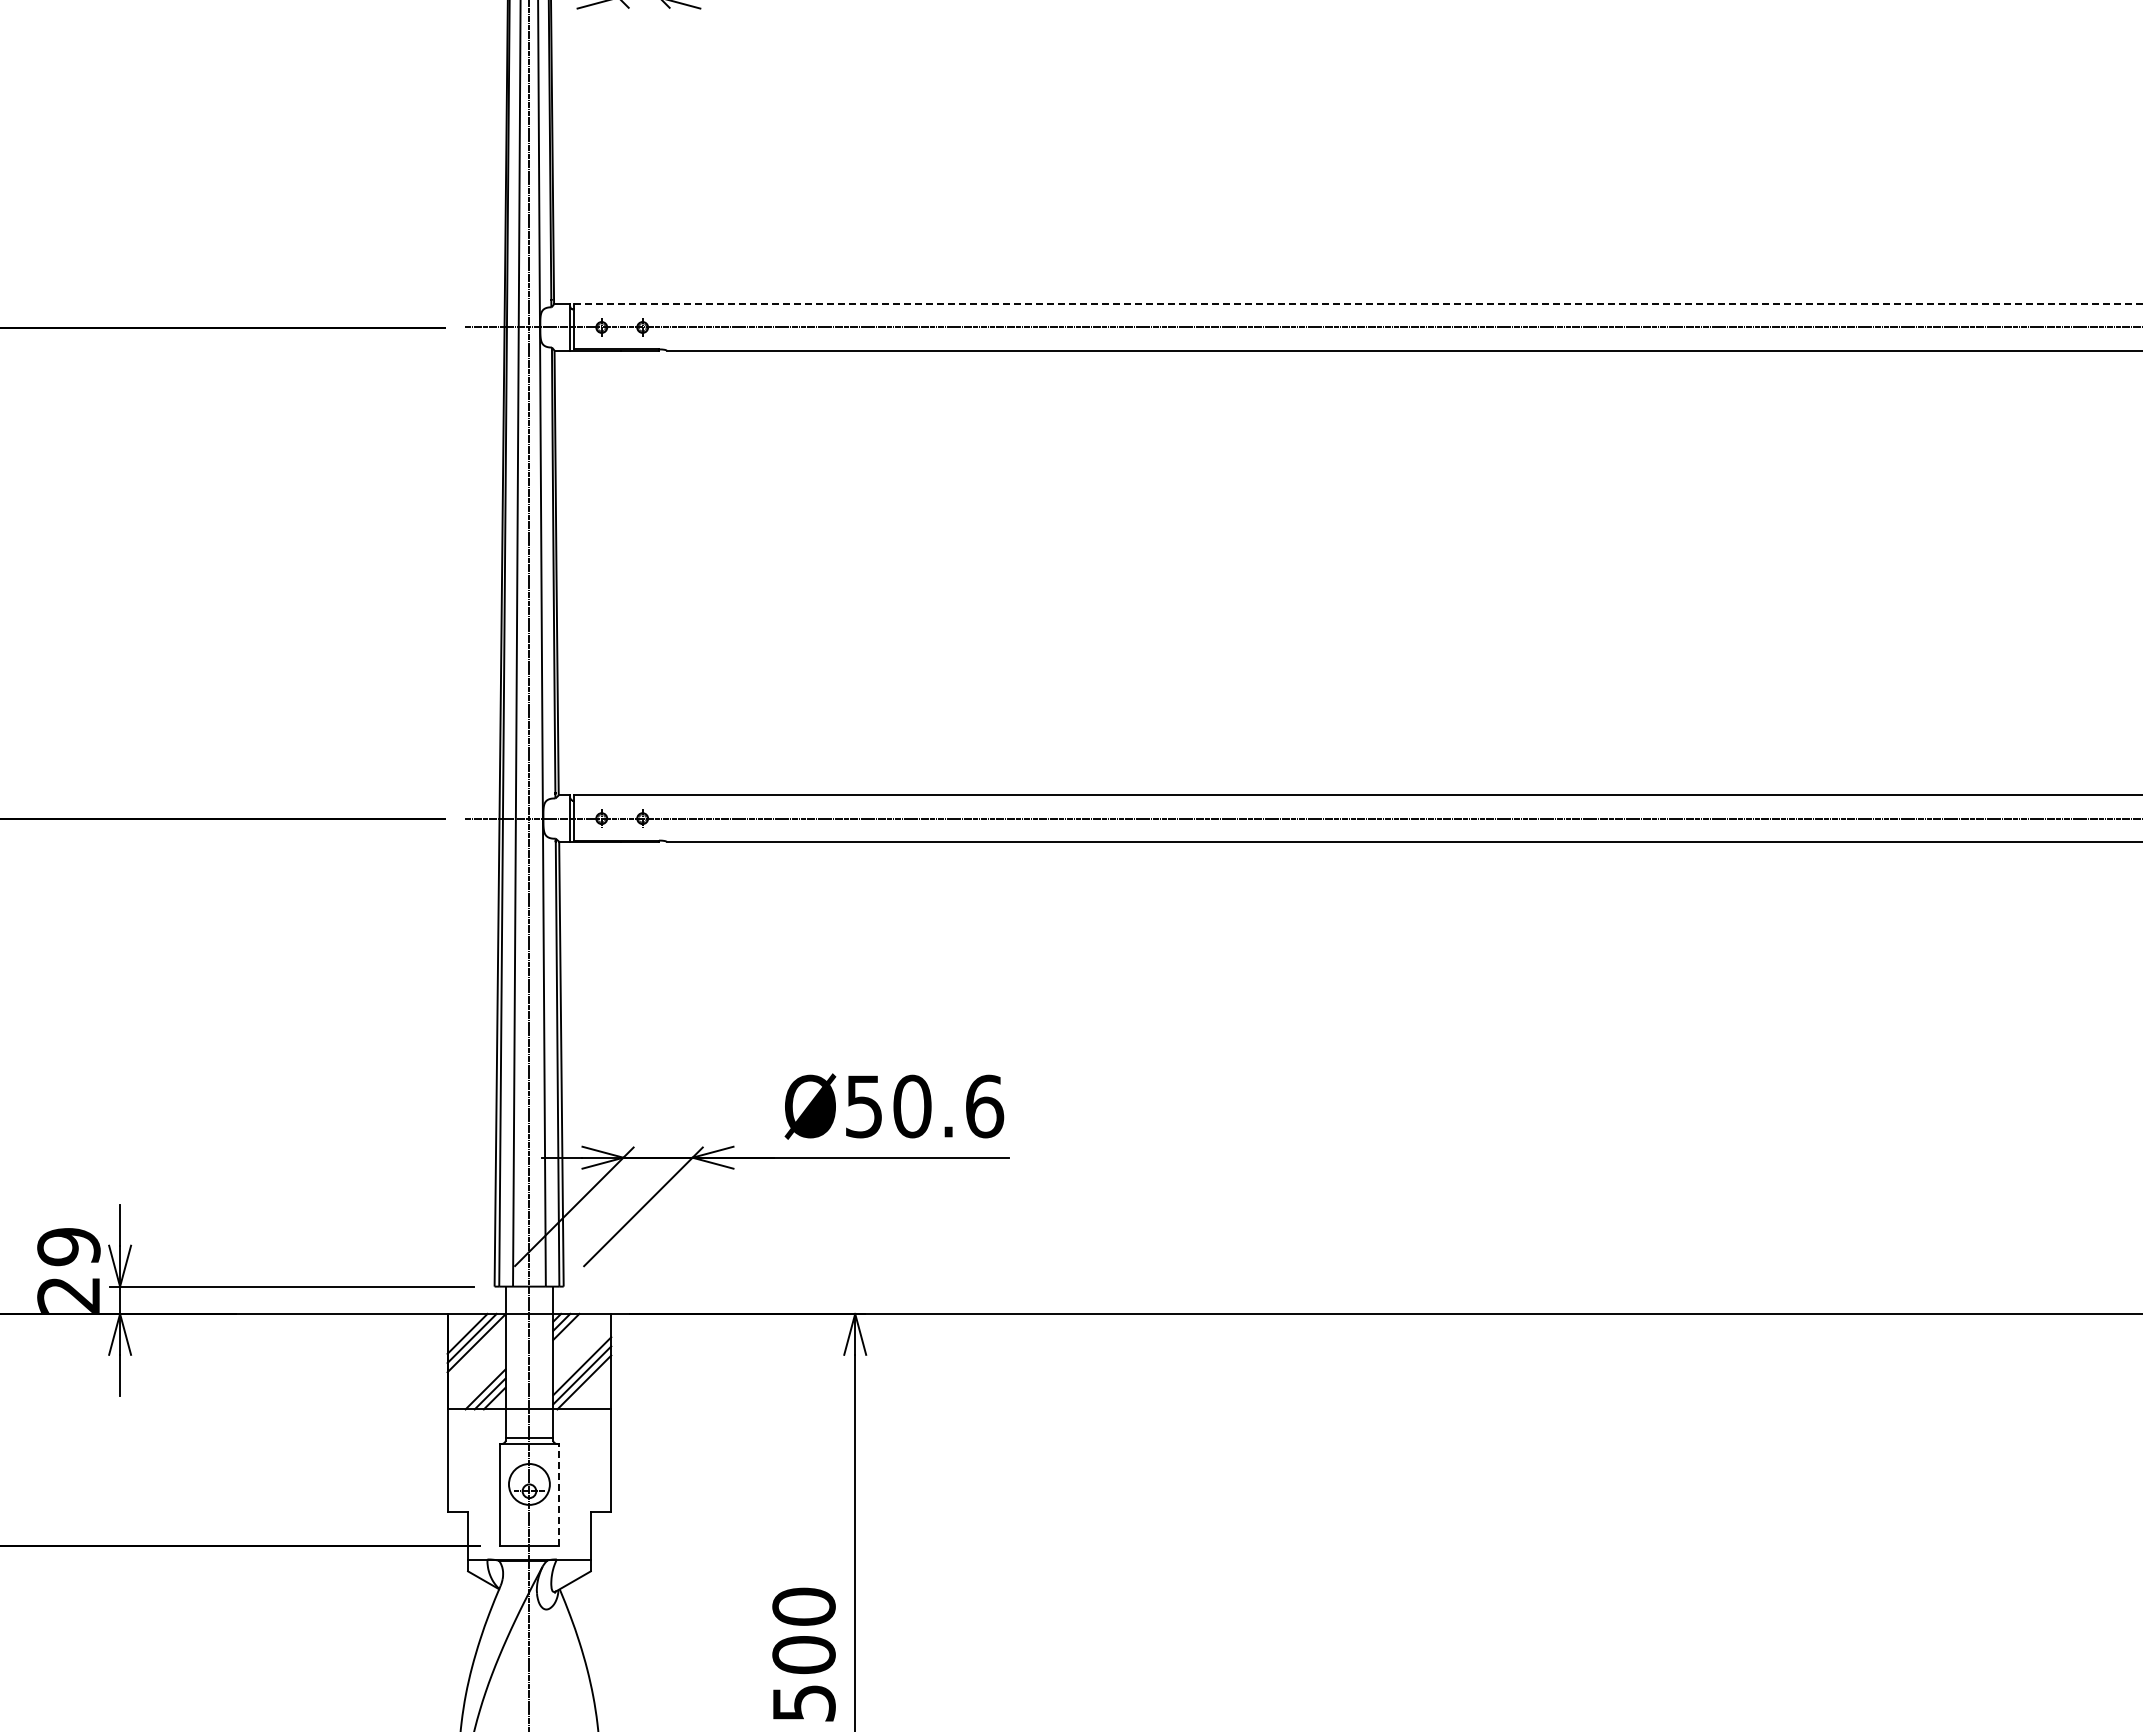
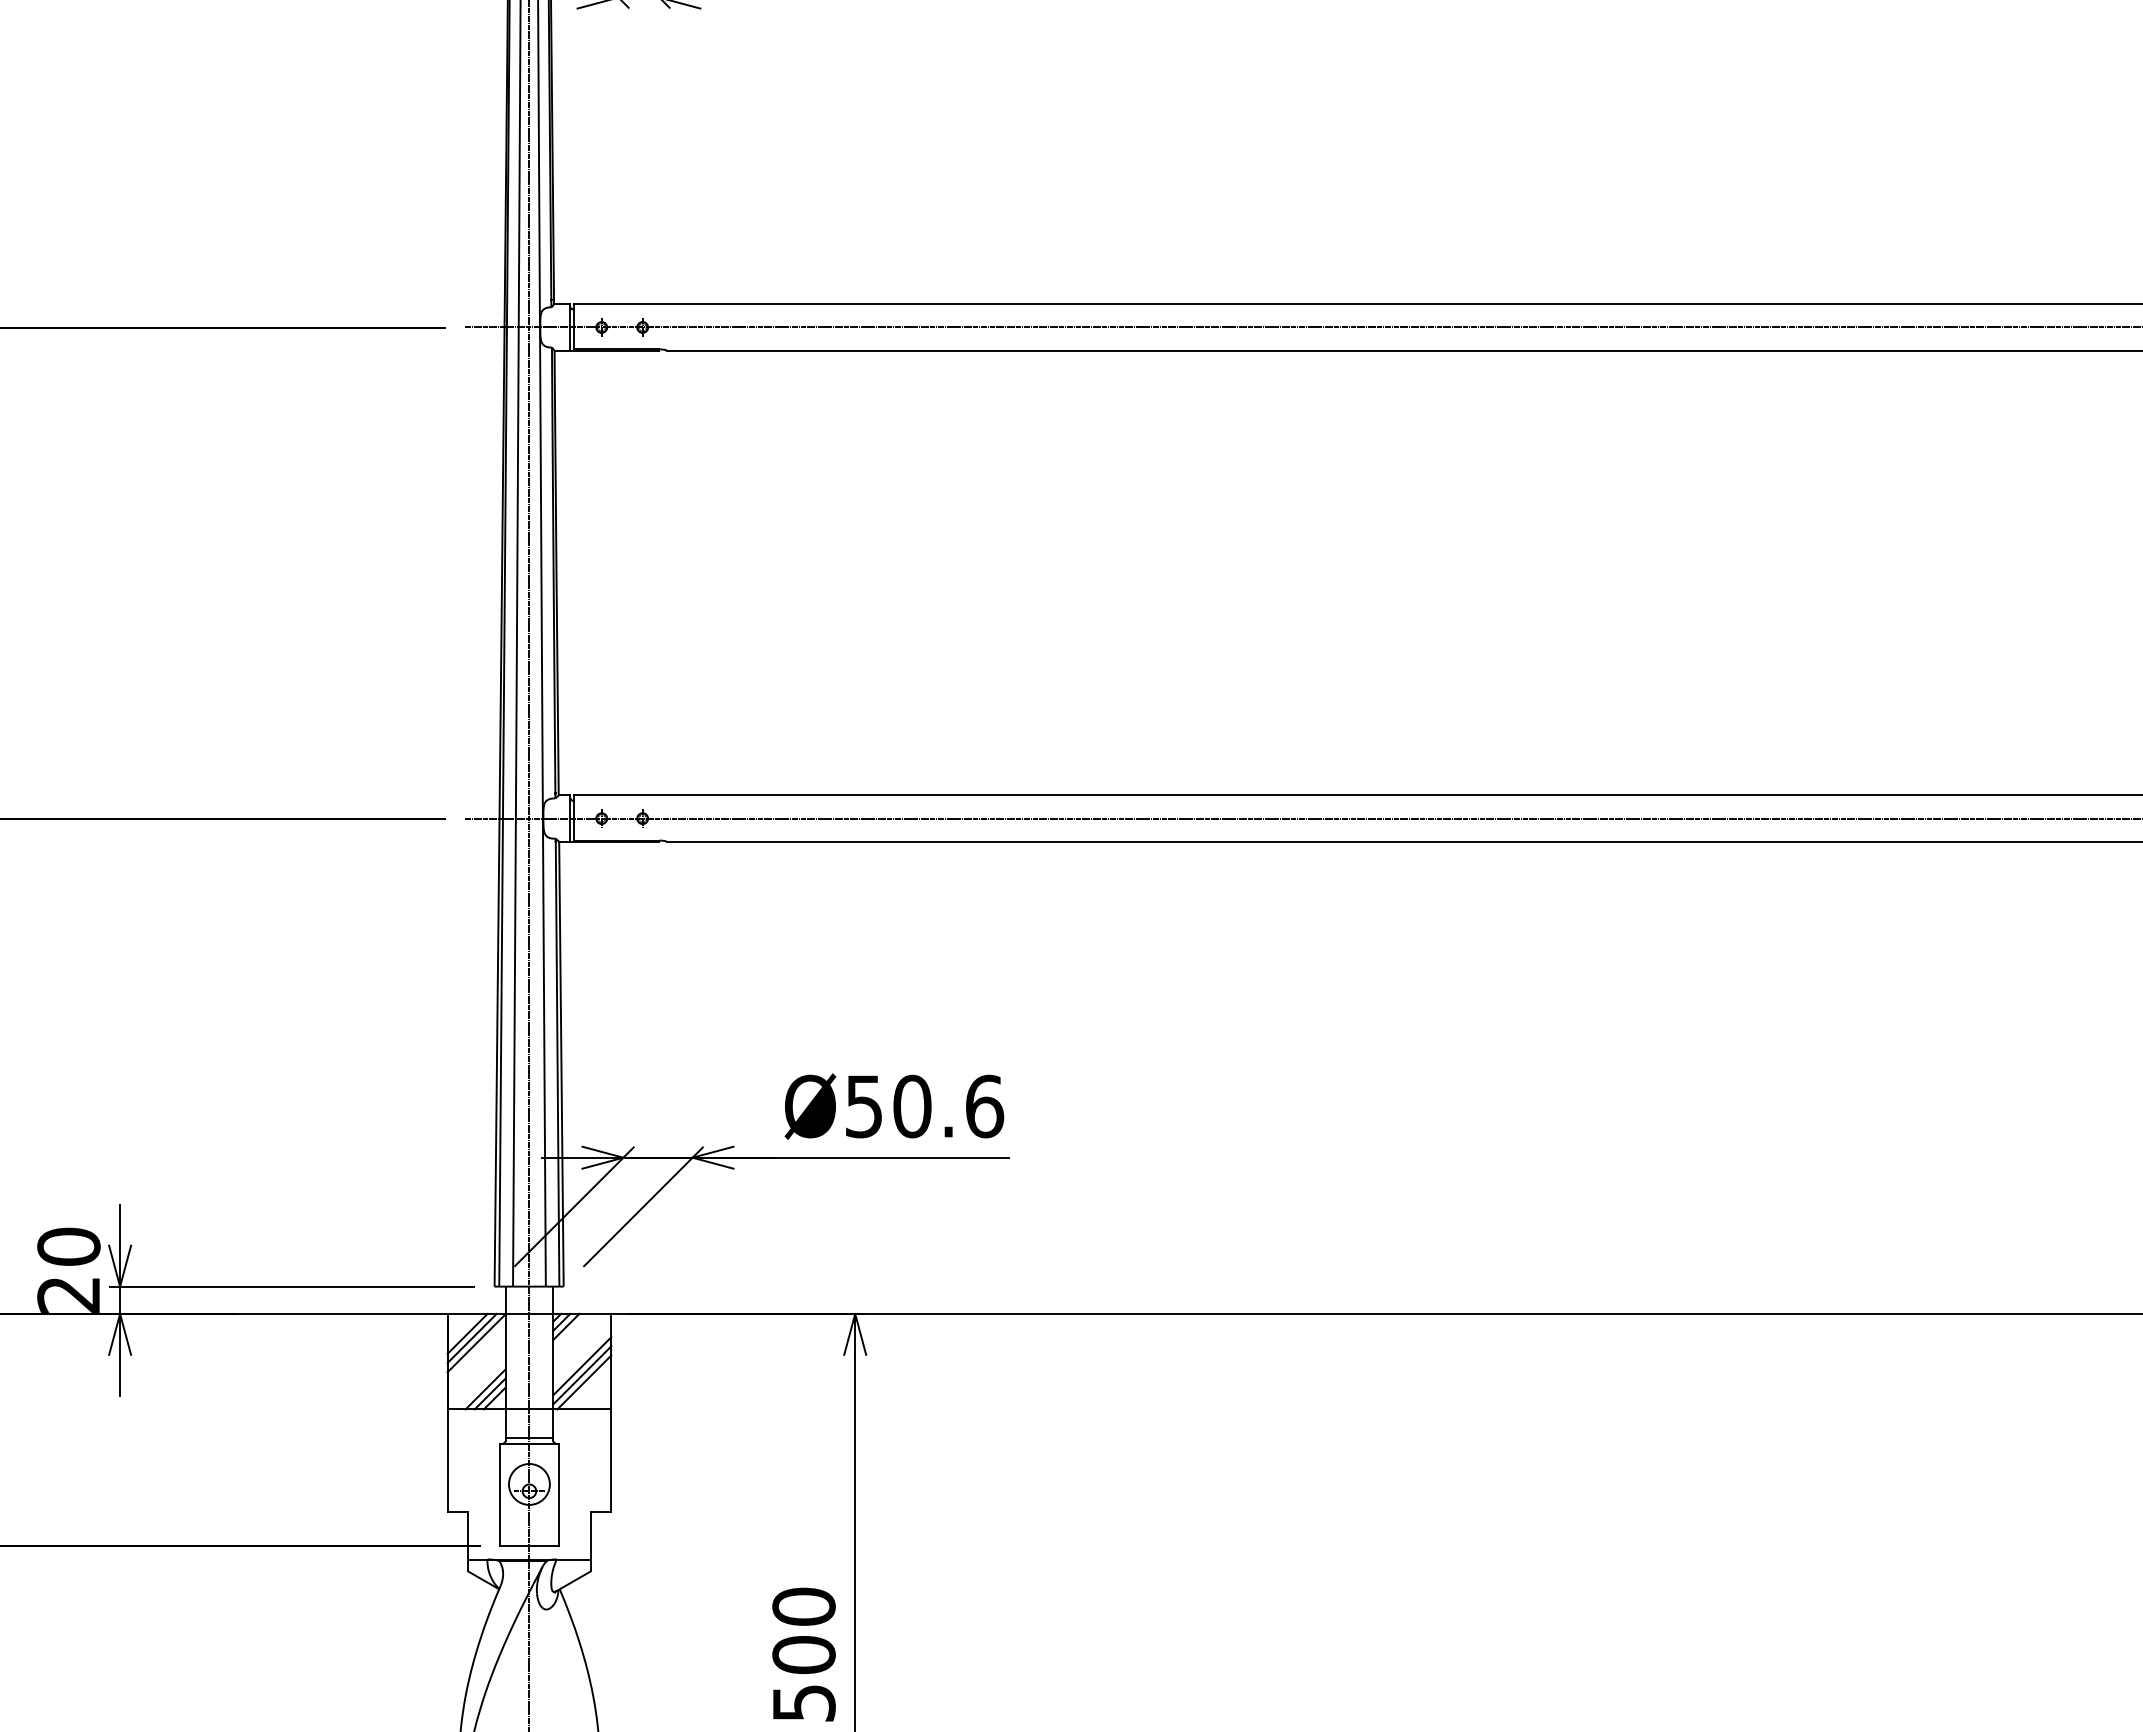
line: dashed -> solid (1358, 304)
text: 29 -> 20 (68, 1246)
line: dashed -> solid (558, 1494)
